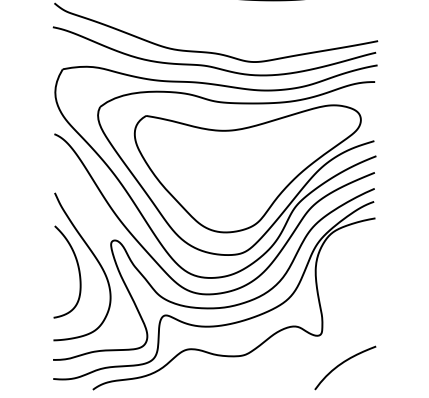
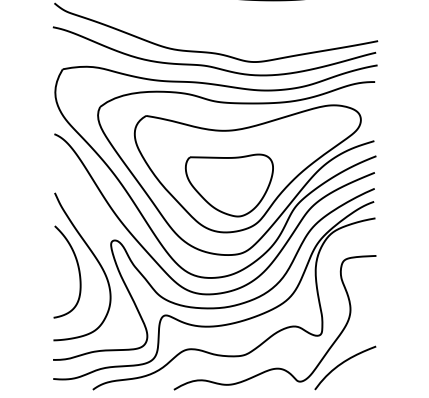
part: none -> present (228, 185)
curve: none -> present (275, 367)
